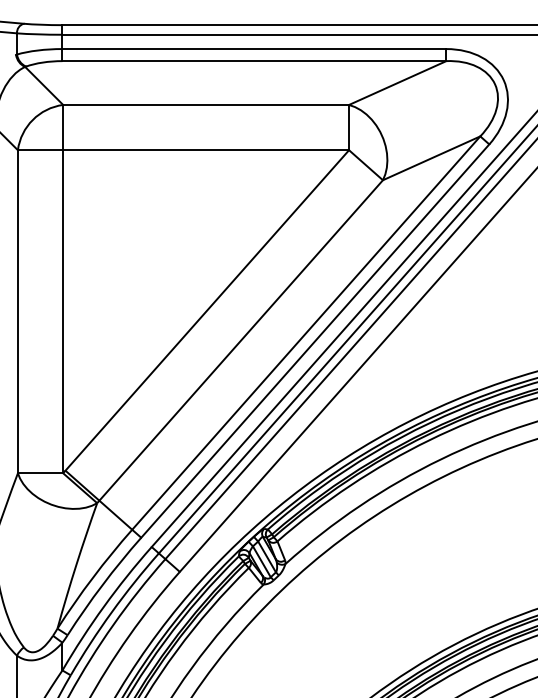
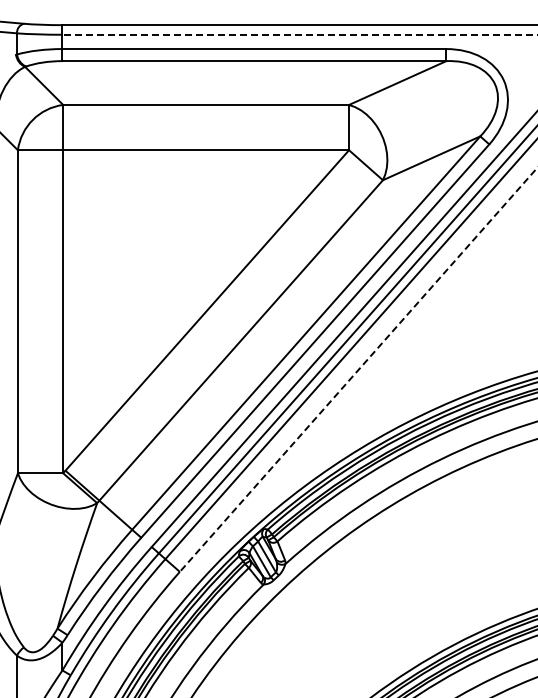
line: solid -> dashed (299, 34)
line: solid -> dashed (358, 369)
